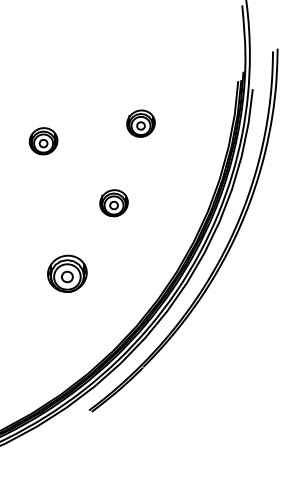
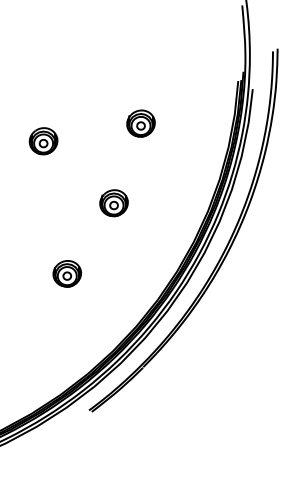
part size: 41x39 px -> 30x28 px (66, 273)
